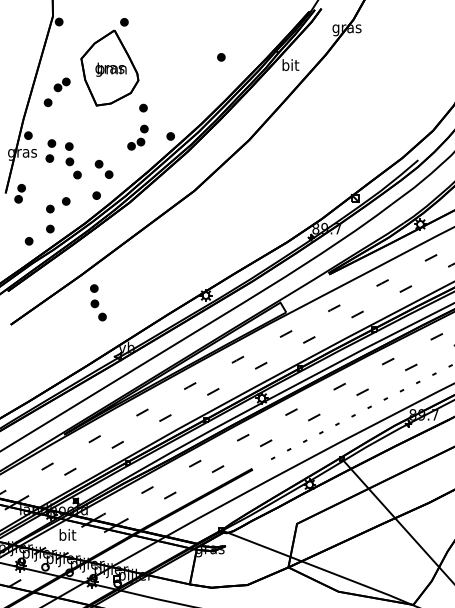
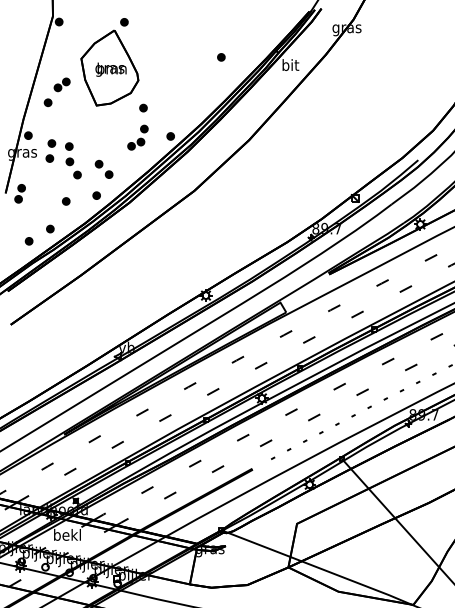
part: present -> none (50, 208)
part: present -> none (98, 302)
text: bit -> bekl (67, 534)
